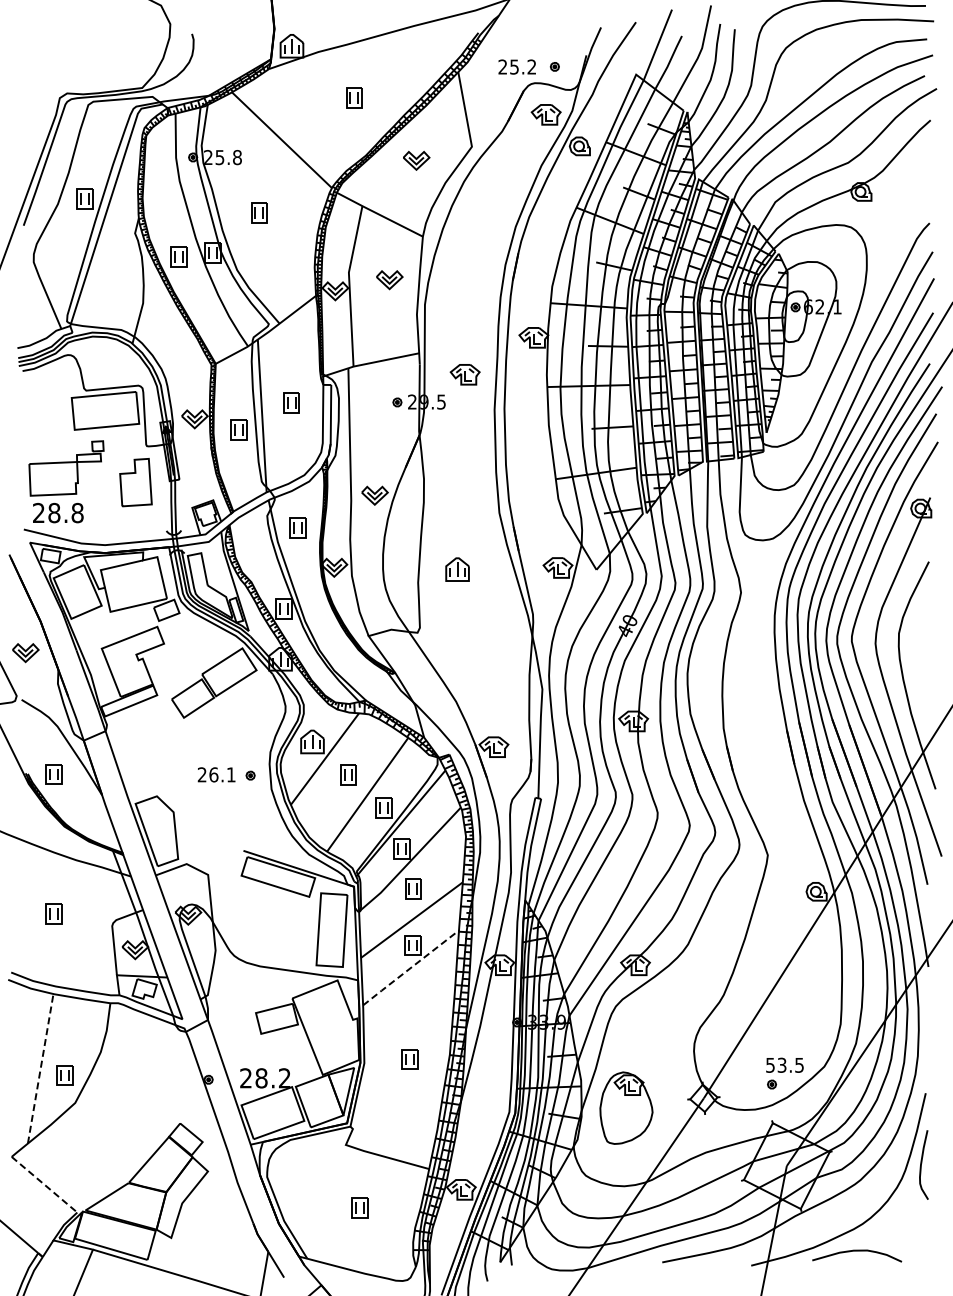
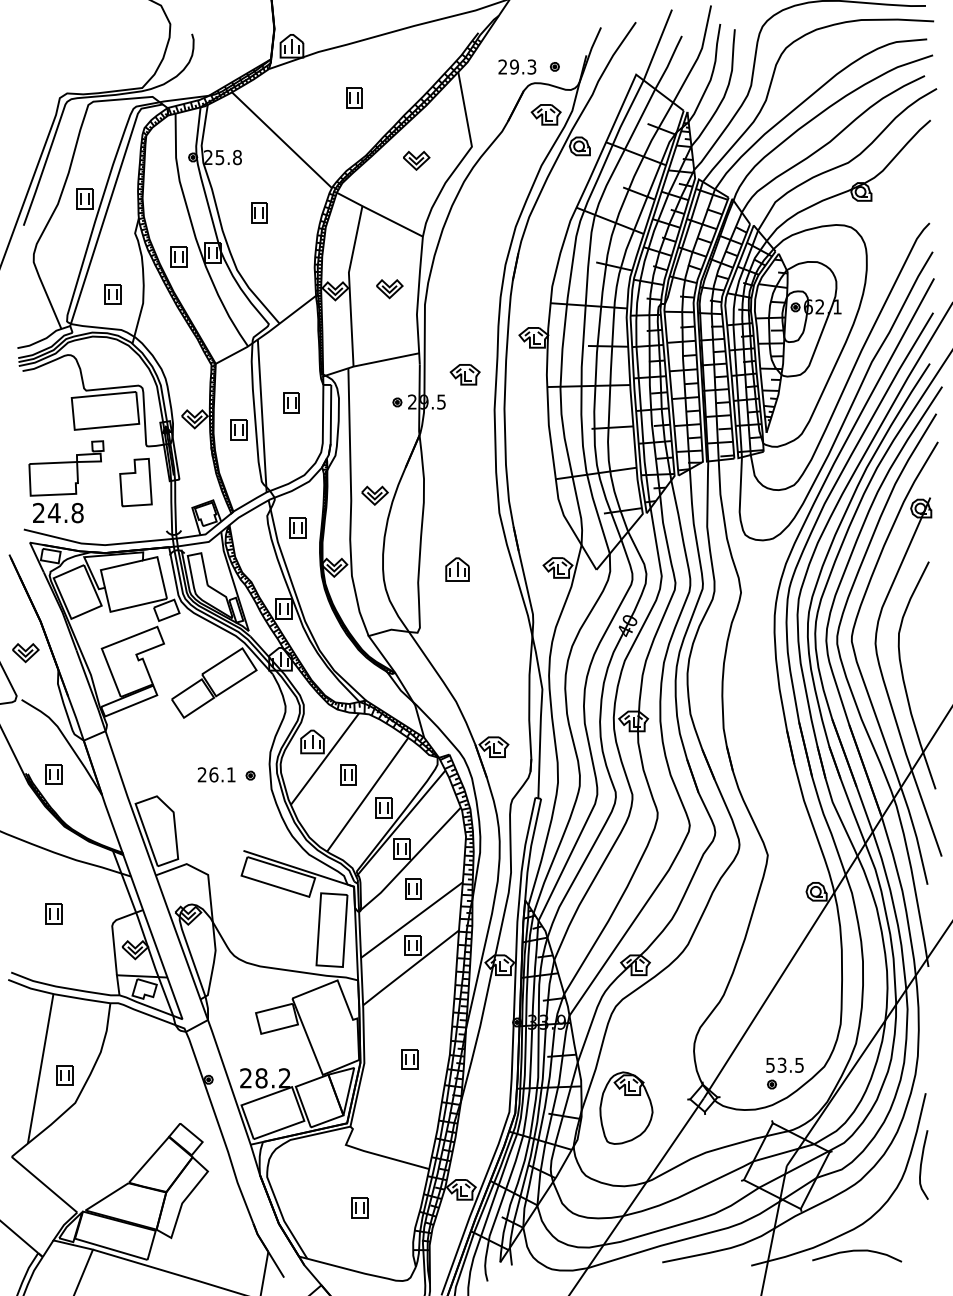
text: 25.2 -> 29.3 (523, 66)
part position: (389, 280) -> (389, 289) (389, 289)
part: none -> present (112, 294)
text: 28.8 -> 24.8 (53, 512)
line: dashed -> solid (410, 968)
line: dashed -> solid (40, 1068)
line: dashed -> solid (44, 1185)
